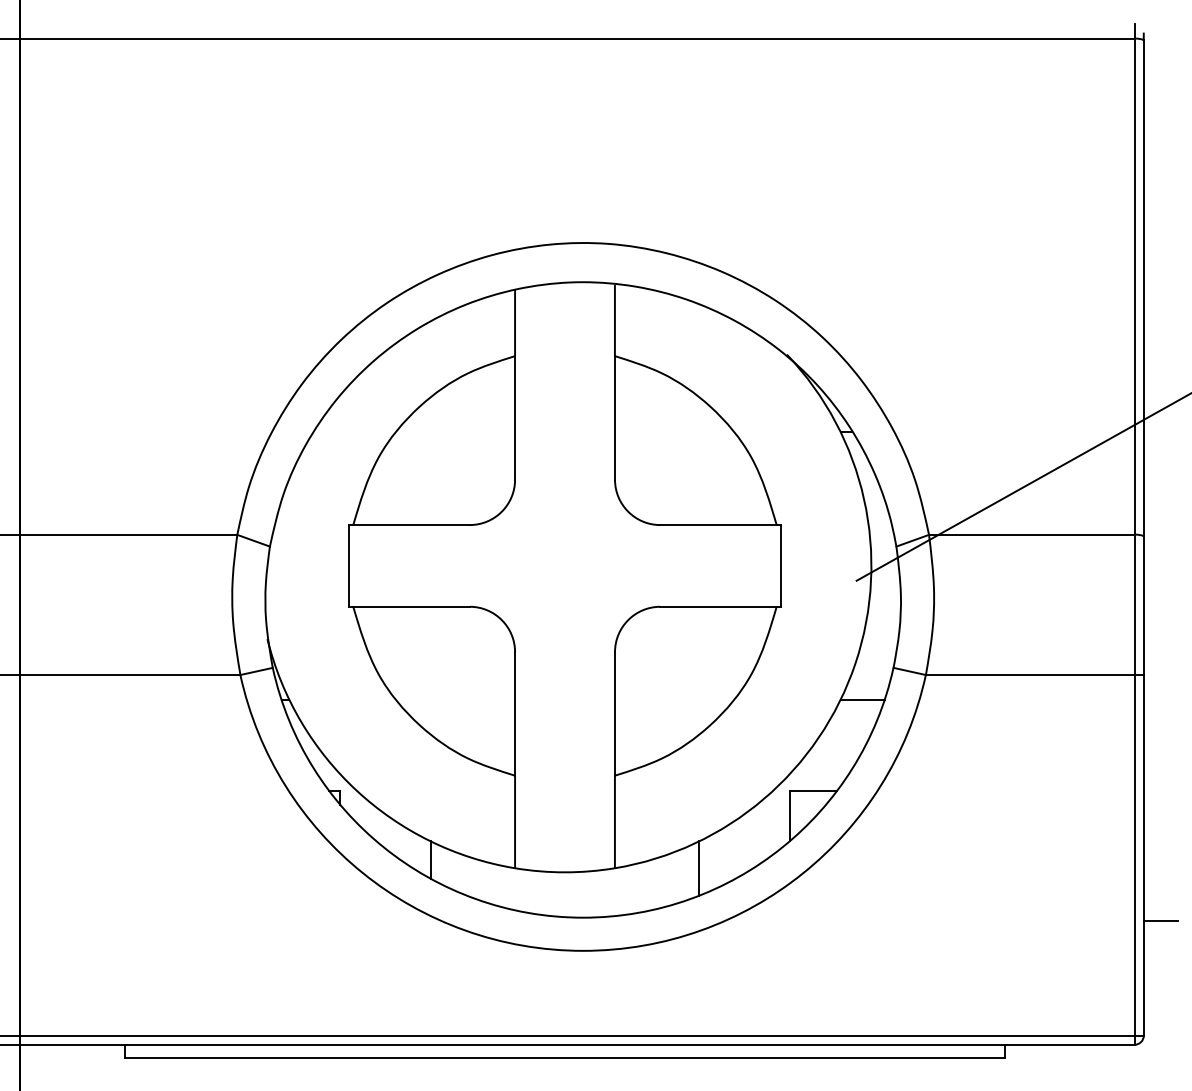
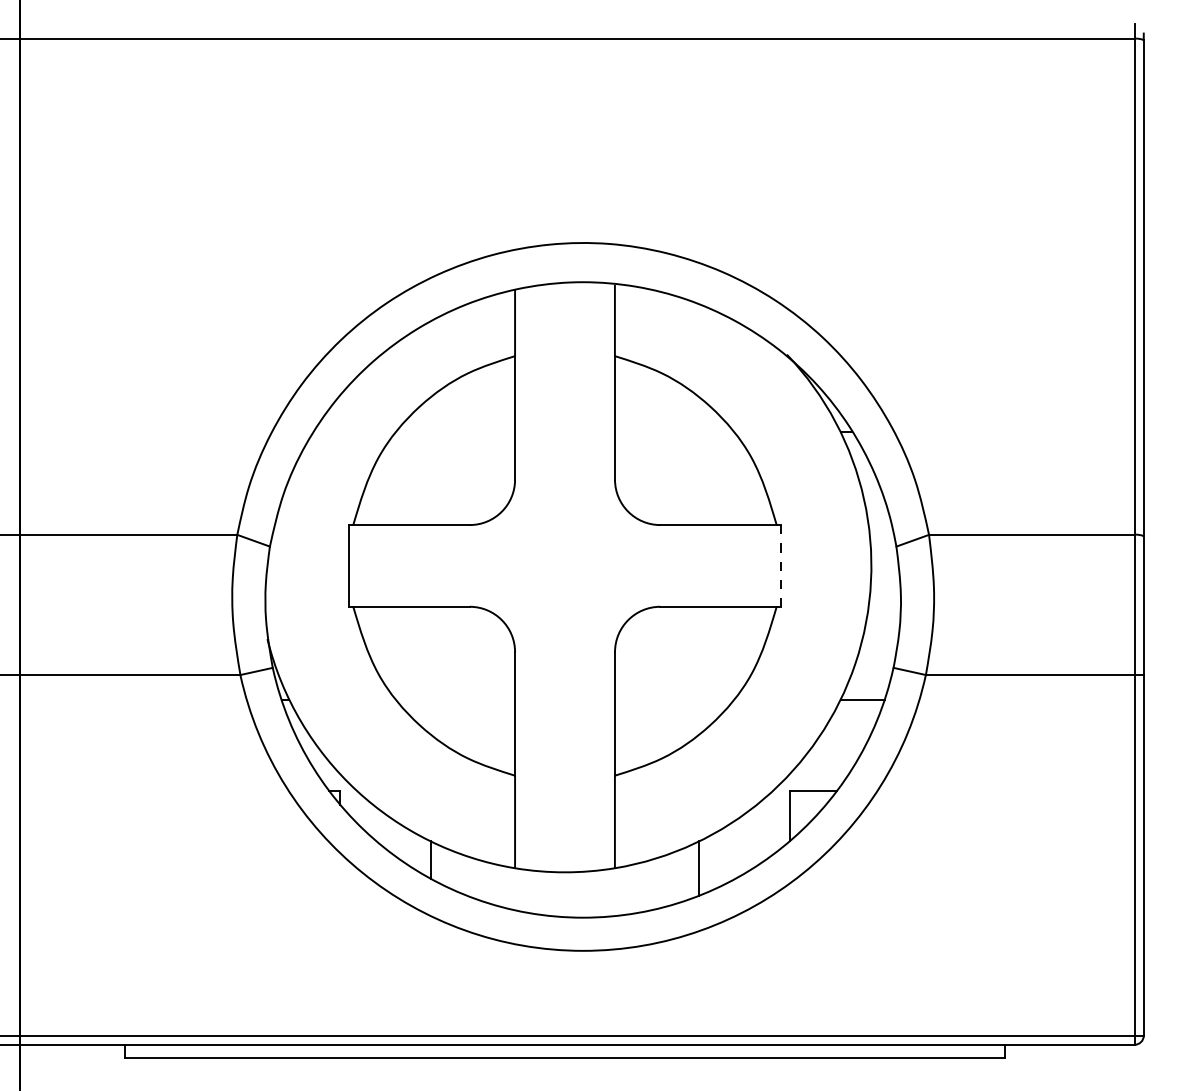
line: present -> none (1022, 487)
line: solid -> dashed (780, 565)
line: present -> none (1160, 921)
